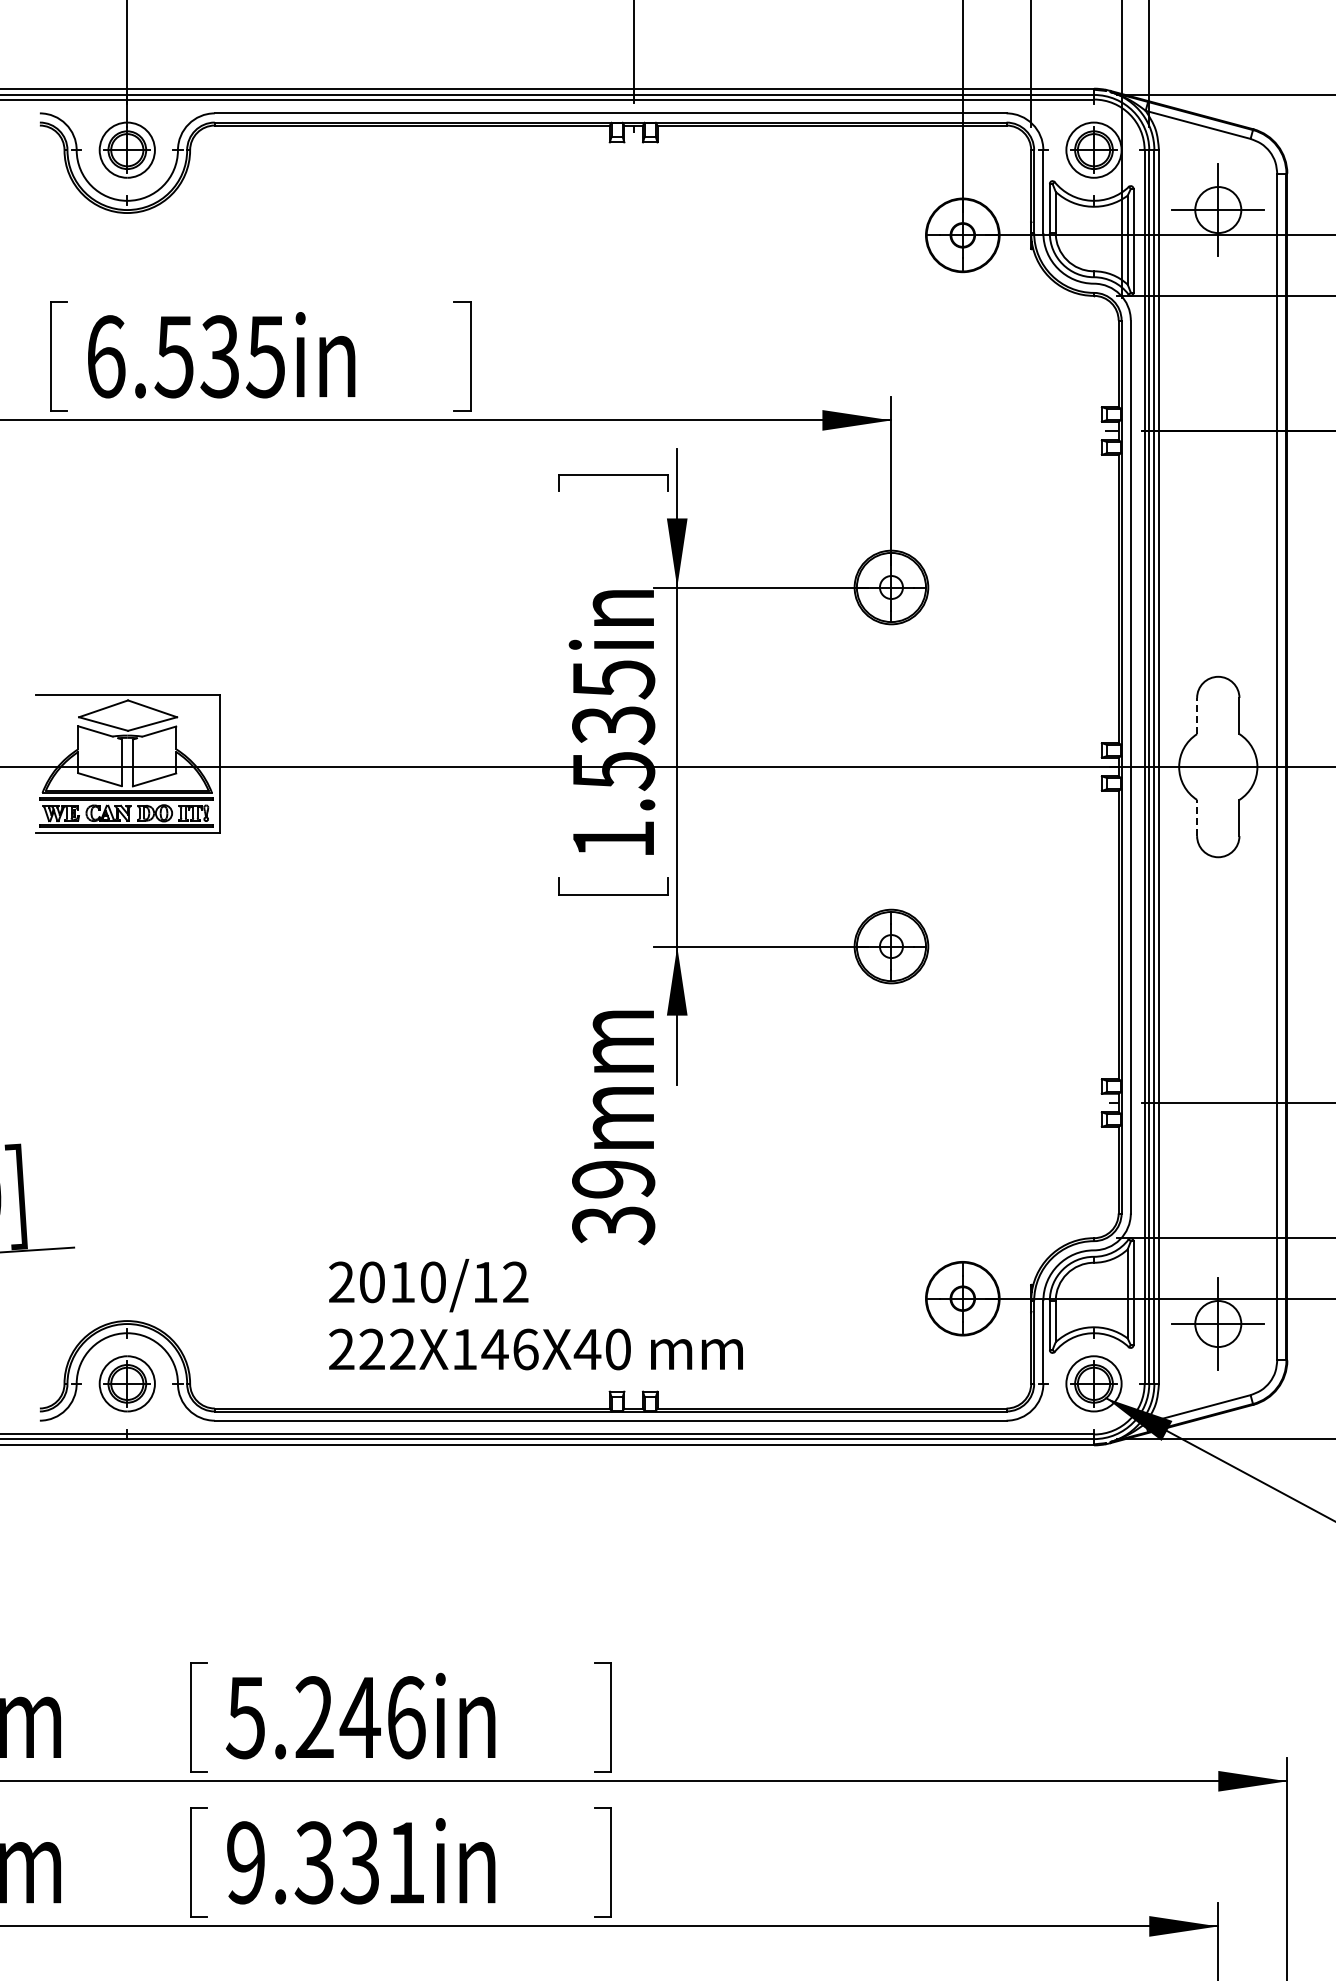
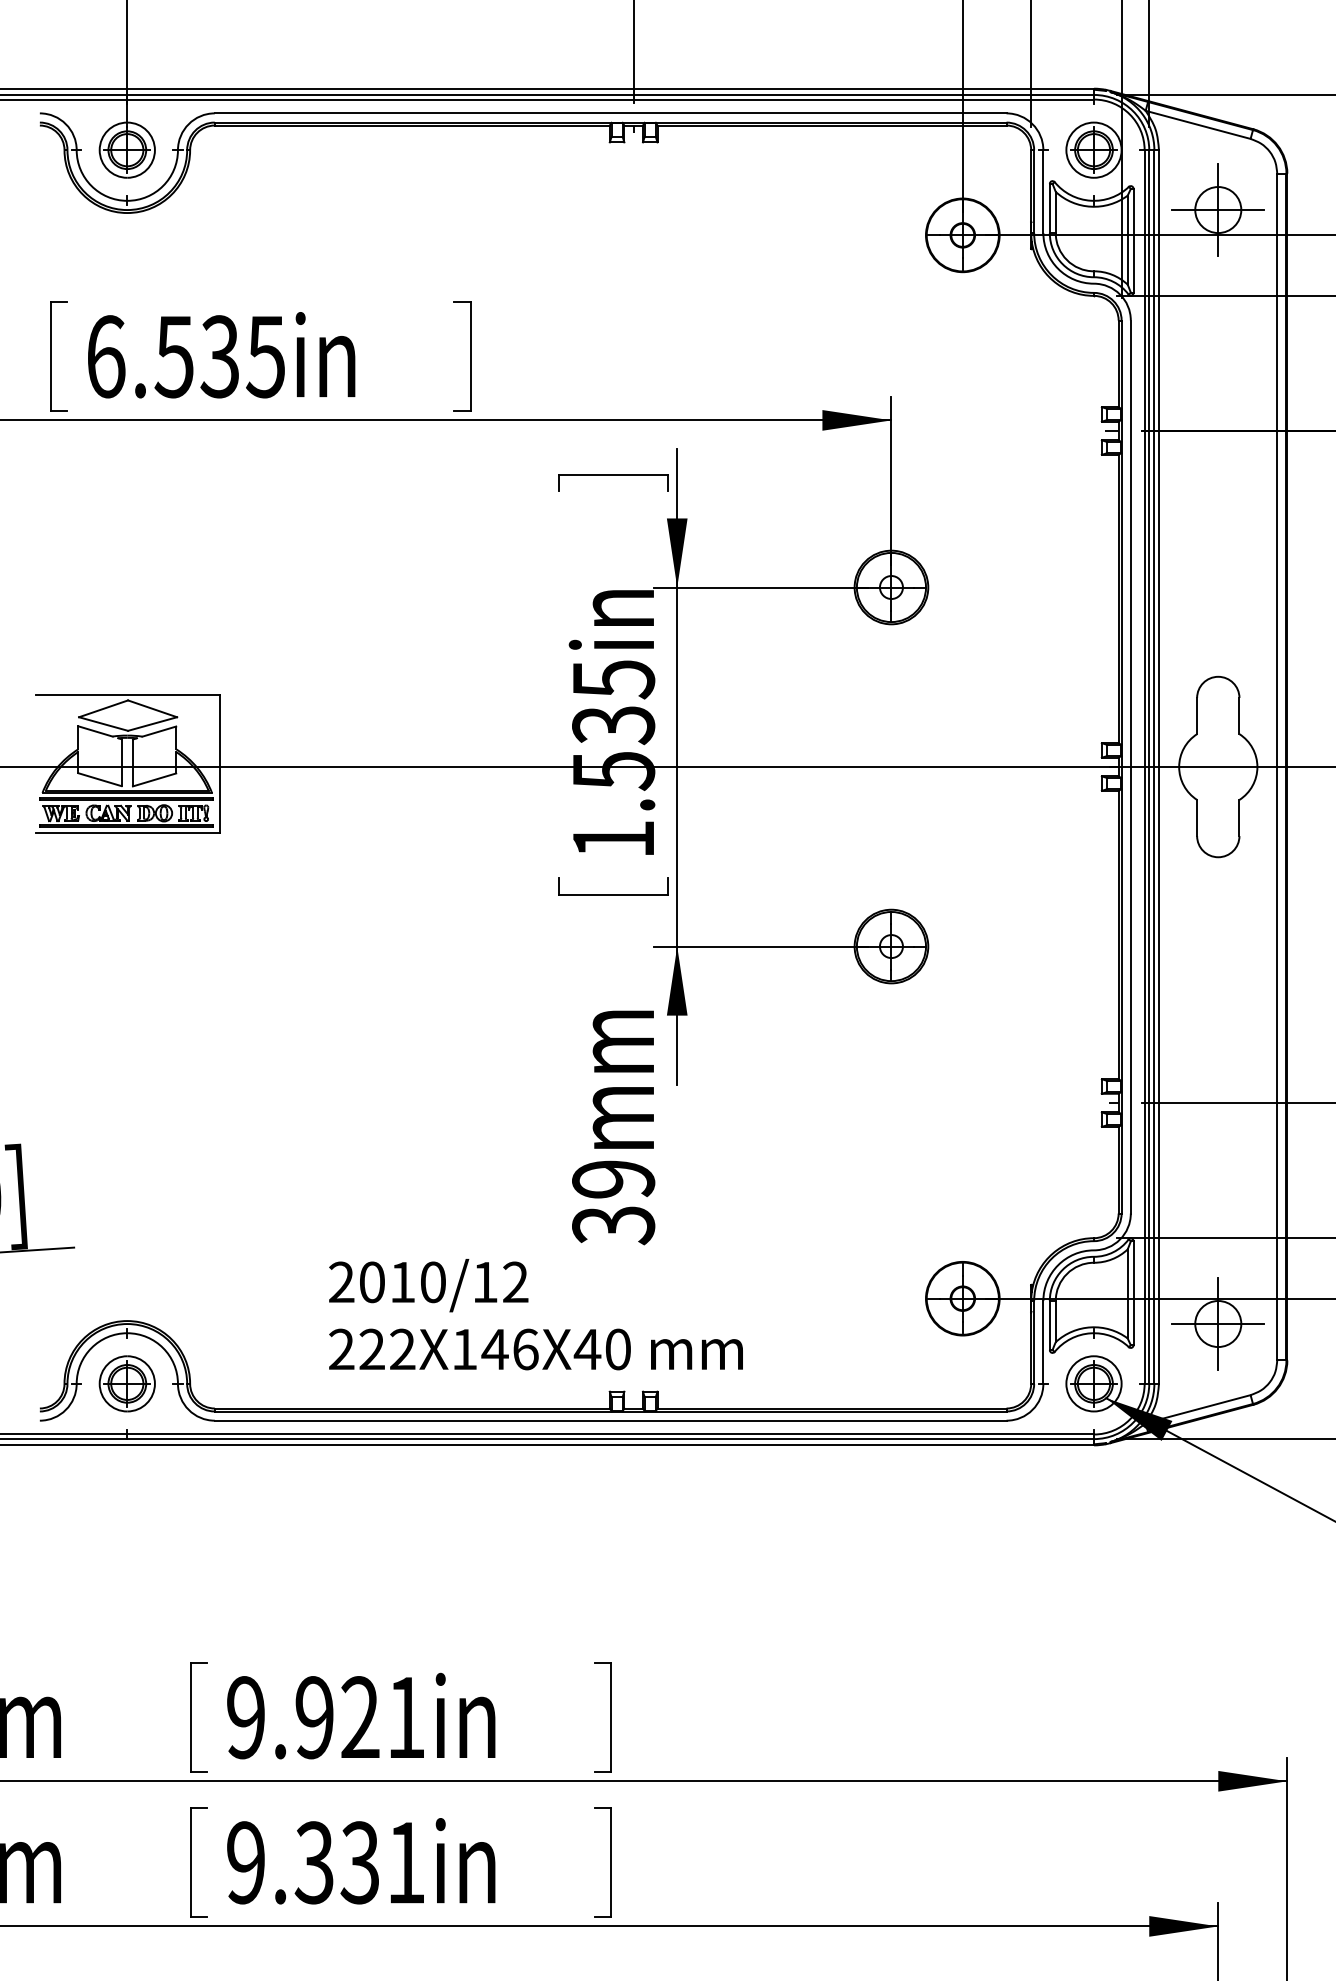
line: dashed -> solid (1197, 715)
line: dashed -> solid (1197, 817)
text: 5.246in -> 9.921in (325, 1717)
